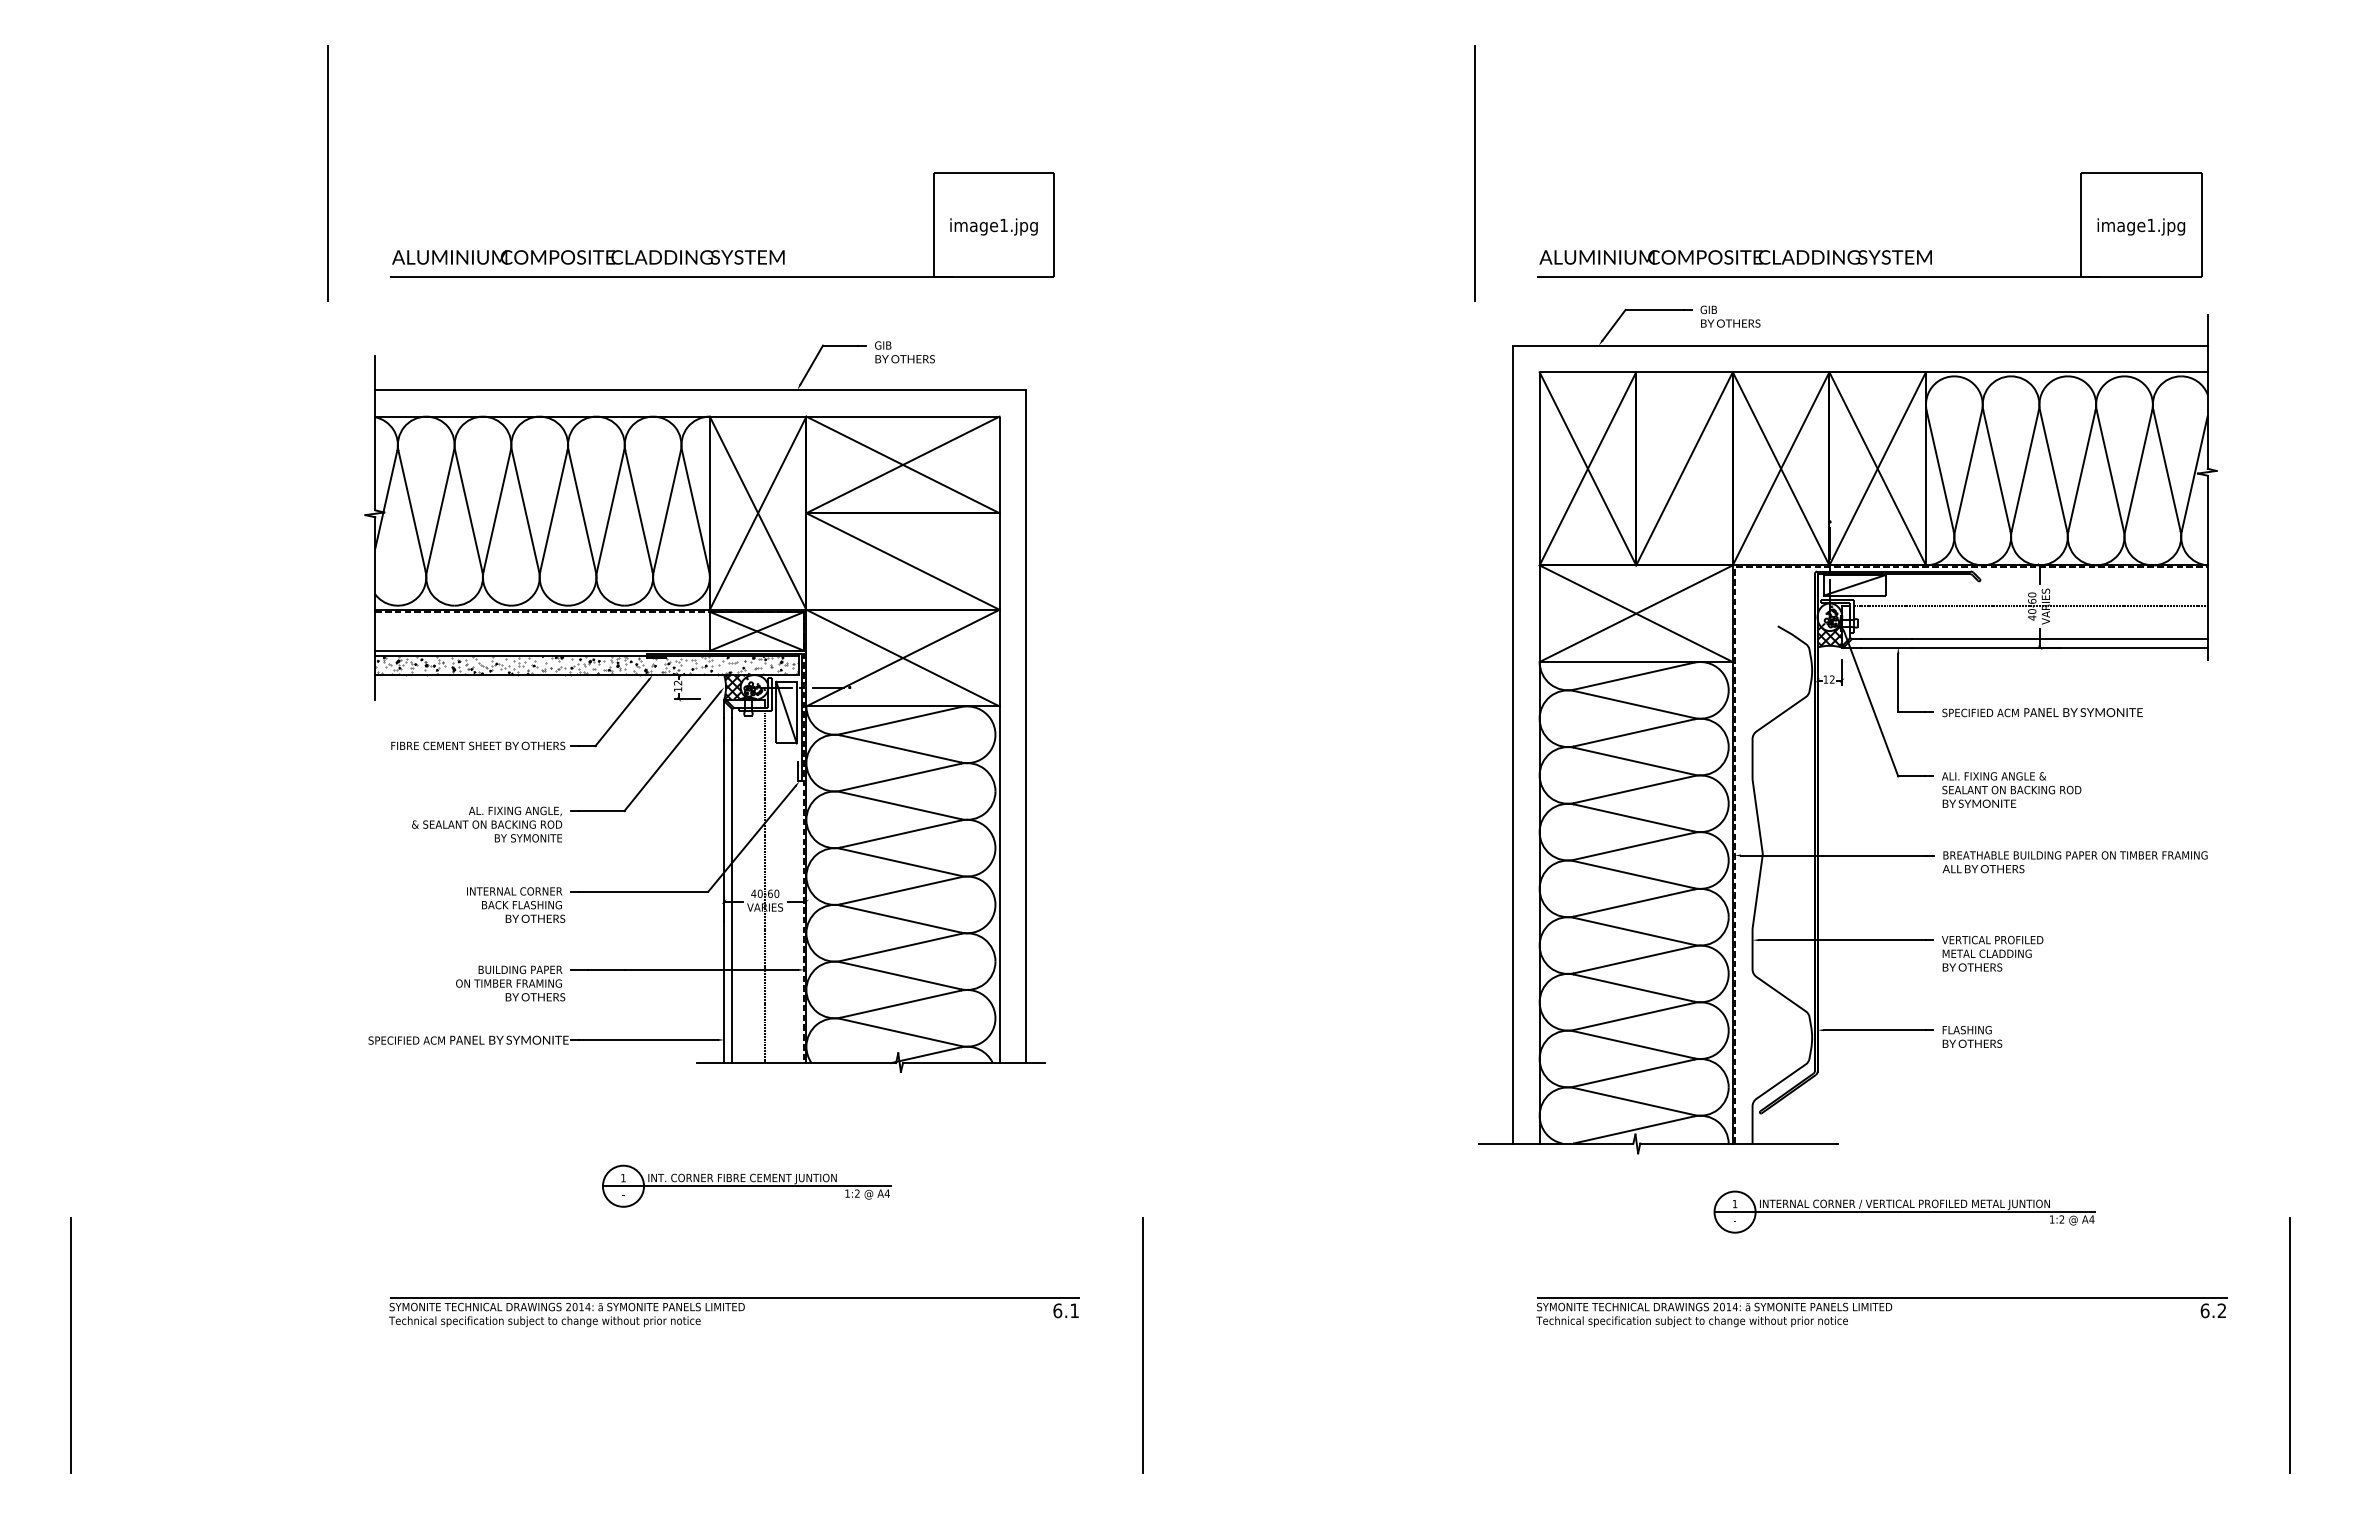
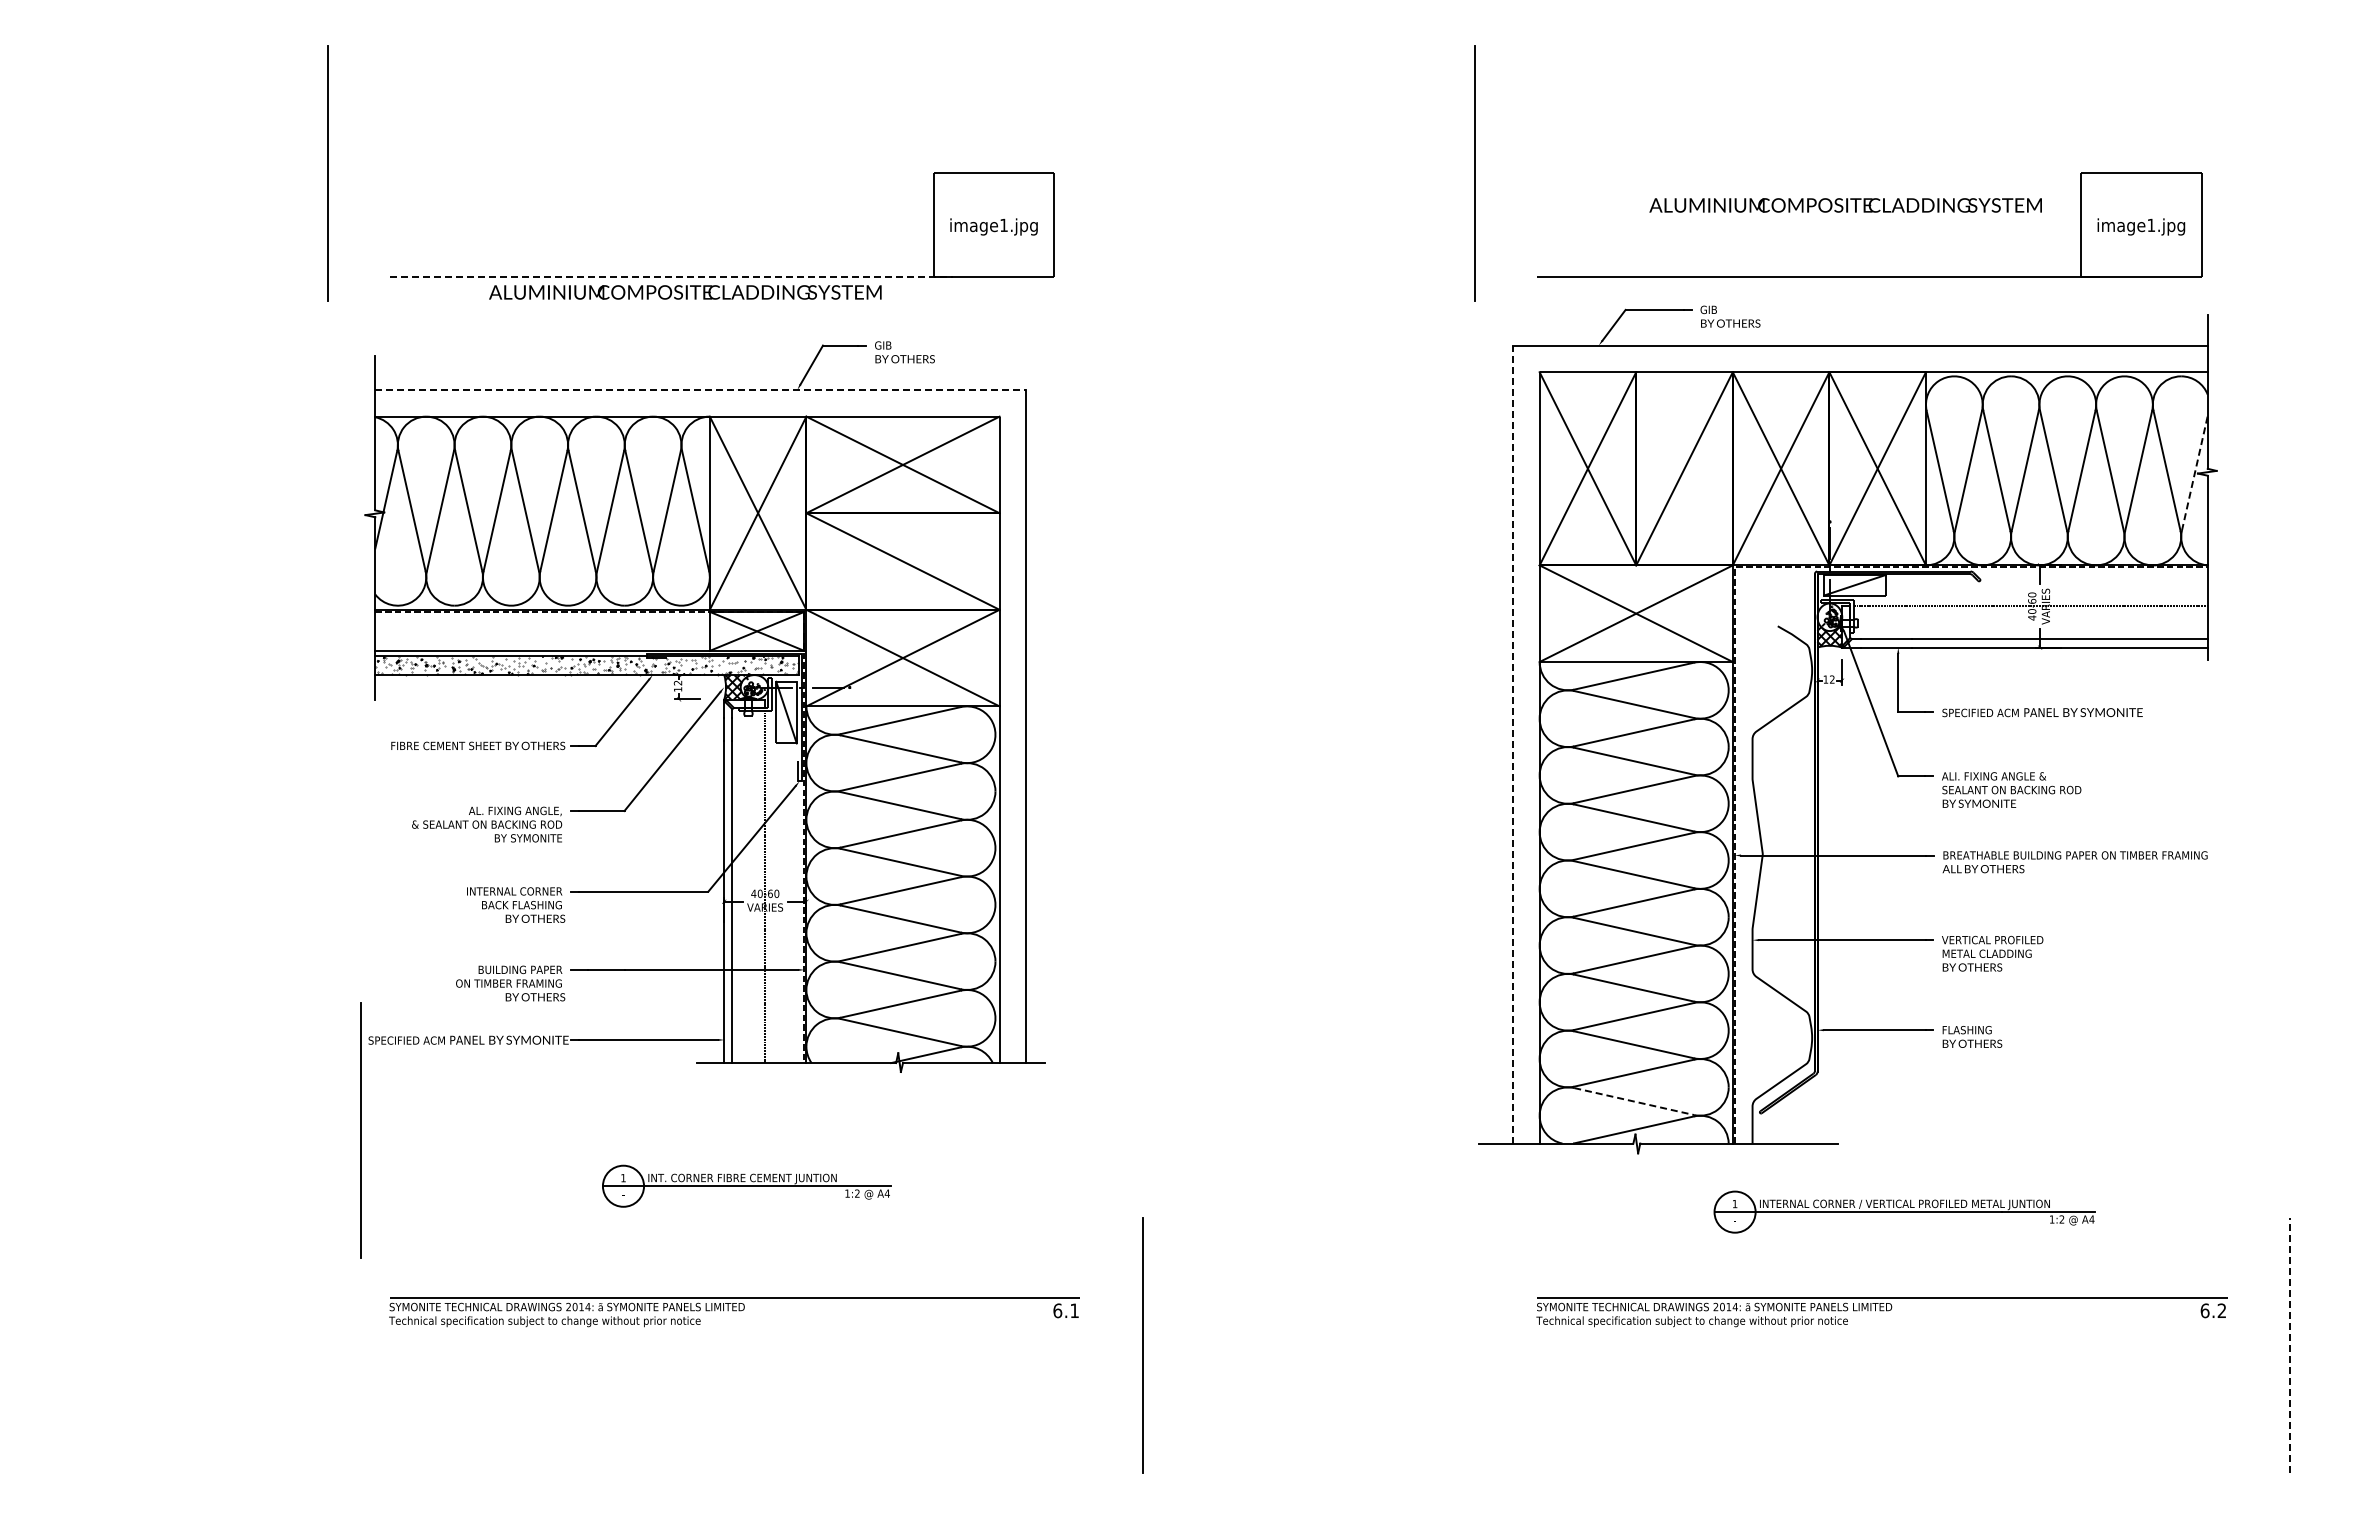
text position: (588, 257) -> (685, 292) (685, 292)
text position: (1735, 257) -> (1845, 205) (1845, 205)
line: solid -> dashed (671, 277)
line: solid -> dashed (701, 389)
line: solid -> dashed (2194, 473)
line: solid -> dashed (1512, 744)
line: solid -> dashed (1634, 1101)
line position: (70, 1345) -> (360, 1130) (360, 1130)
line: solid -> dashed (2290, 1345)
